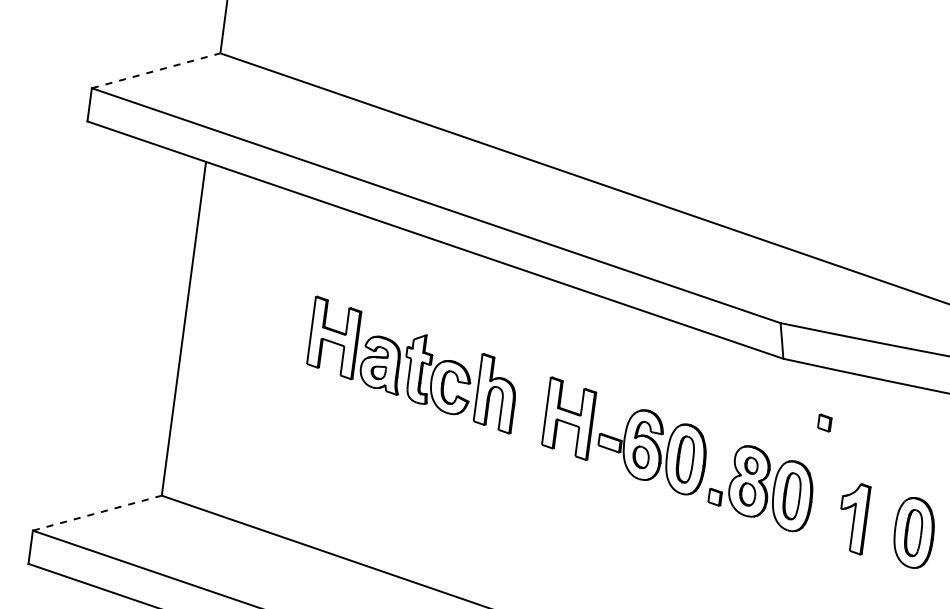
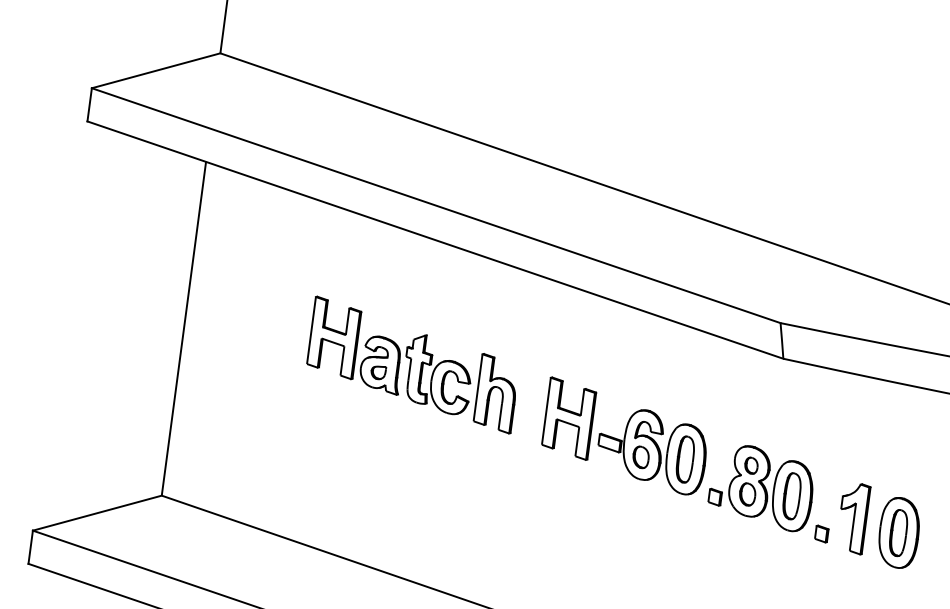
line: dashed -> solid (156, 70)
part position: (824, 422) -> (821, 533) (821, 533)
line: dashed -> solid (97, 513)
part position: (913, 532) -> (898, 532) (898, 532)
